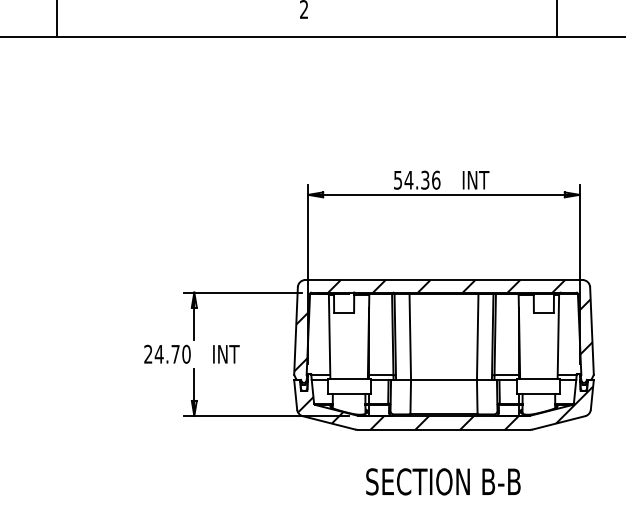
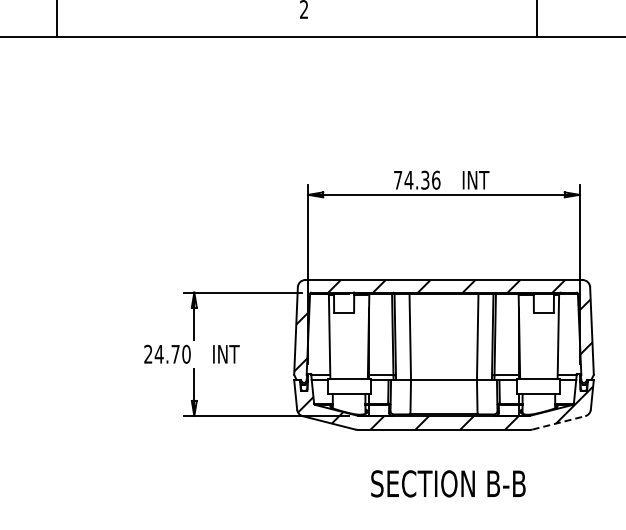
line position: (556, 19) -> (536, 19) (536, 19)
text: 54.36 -> 74.36 (398, 180)
line: solid -> dashed (559, 422)
text position: (443, 481) -> (448, 483) (448, 483)
